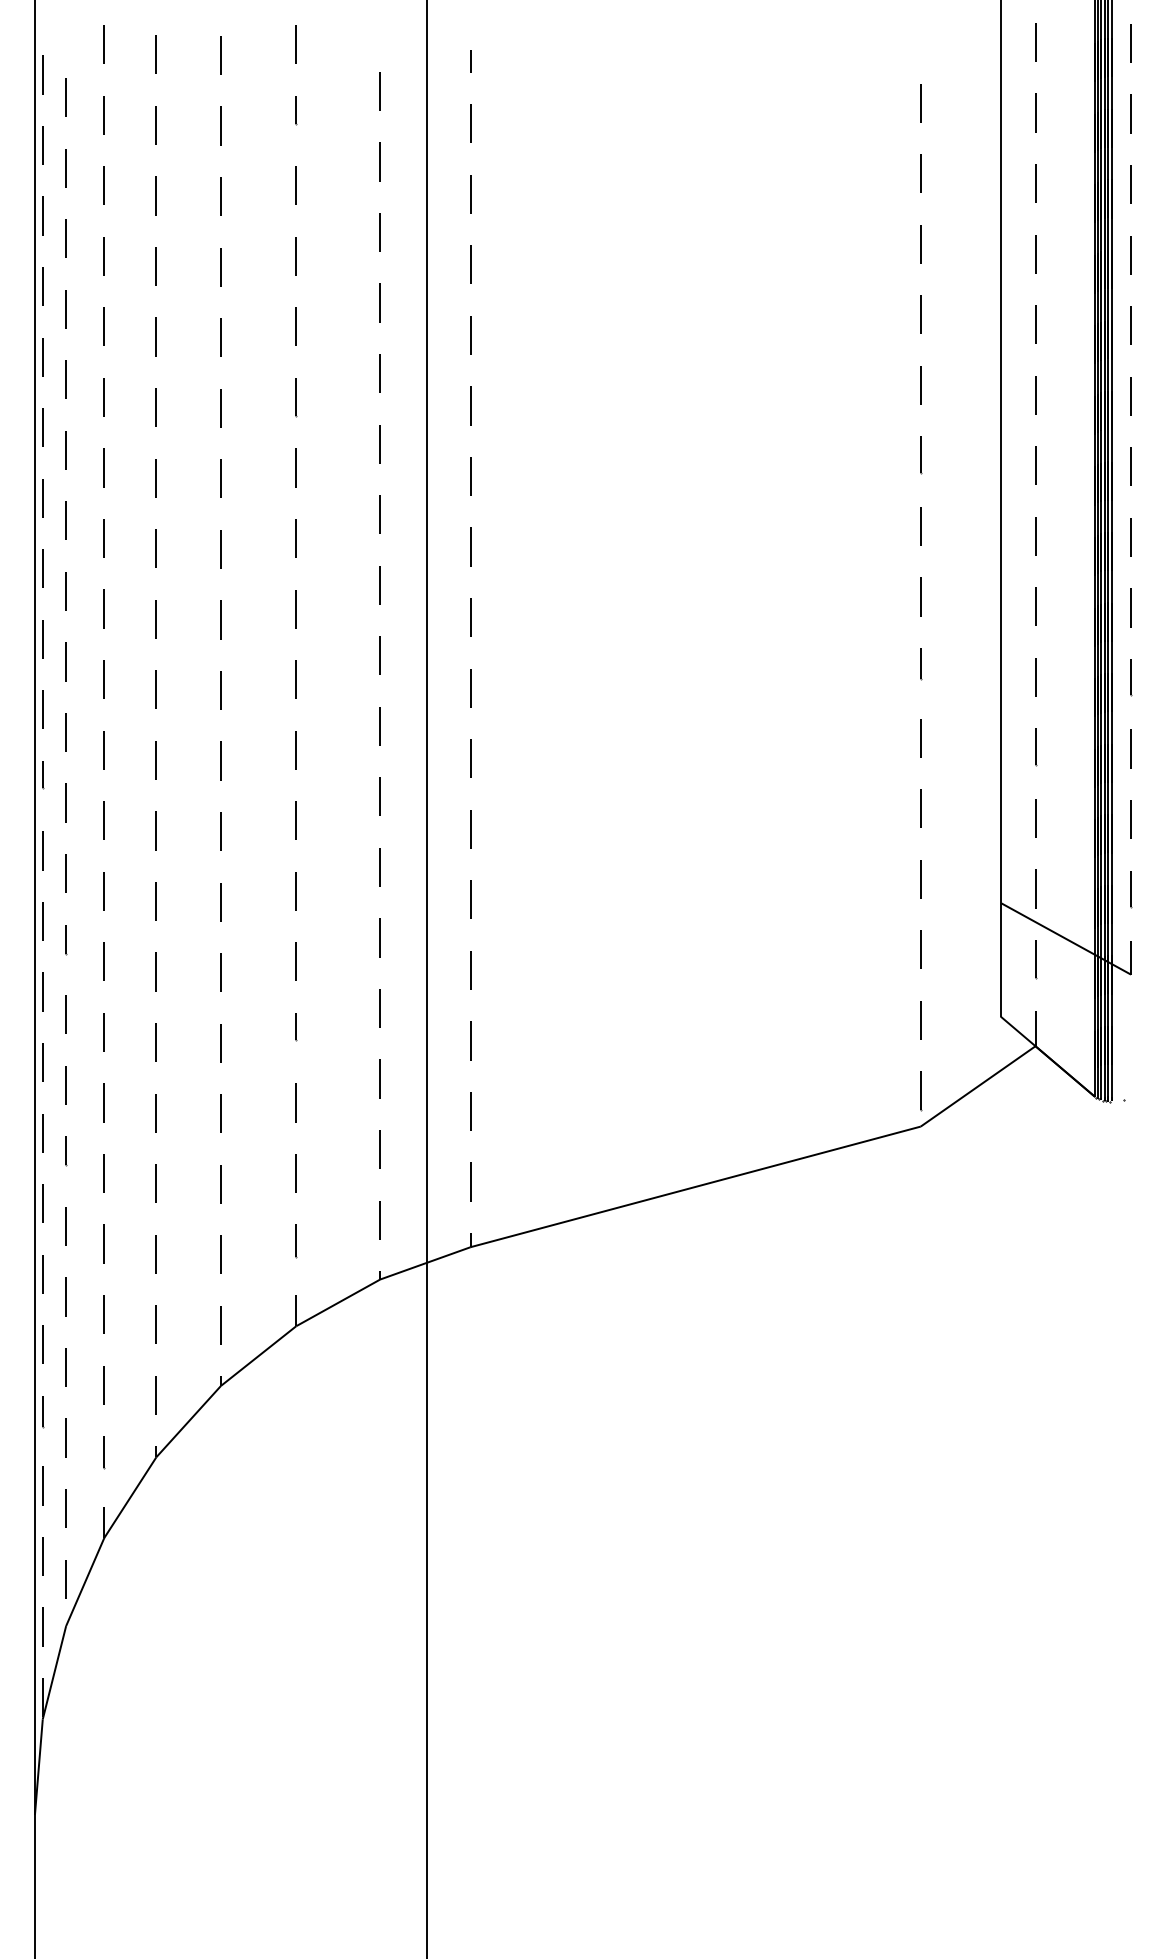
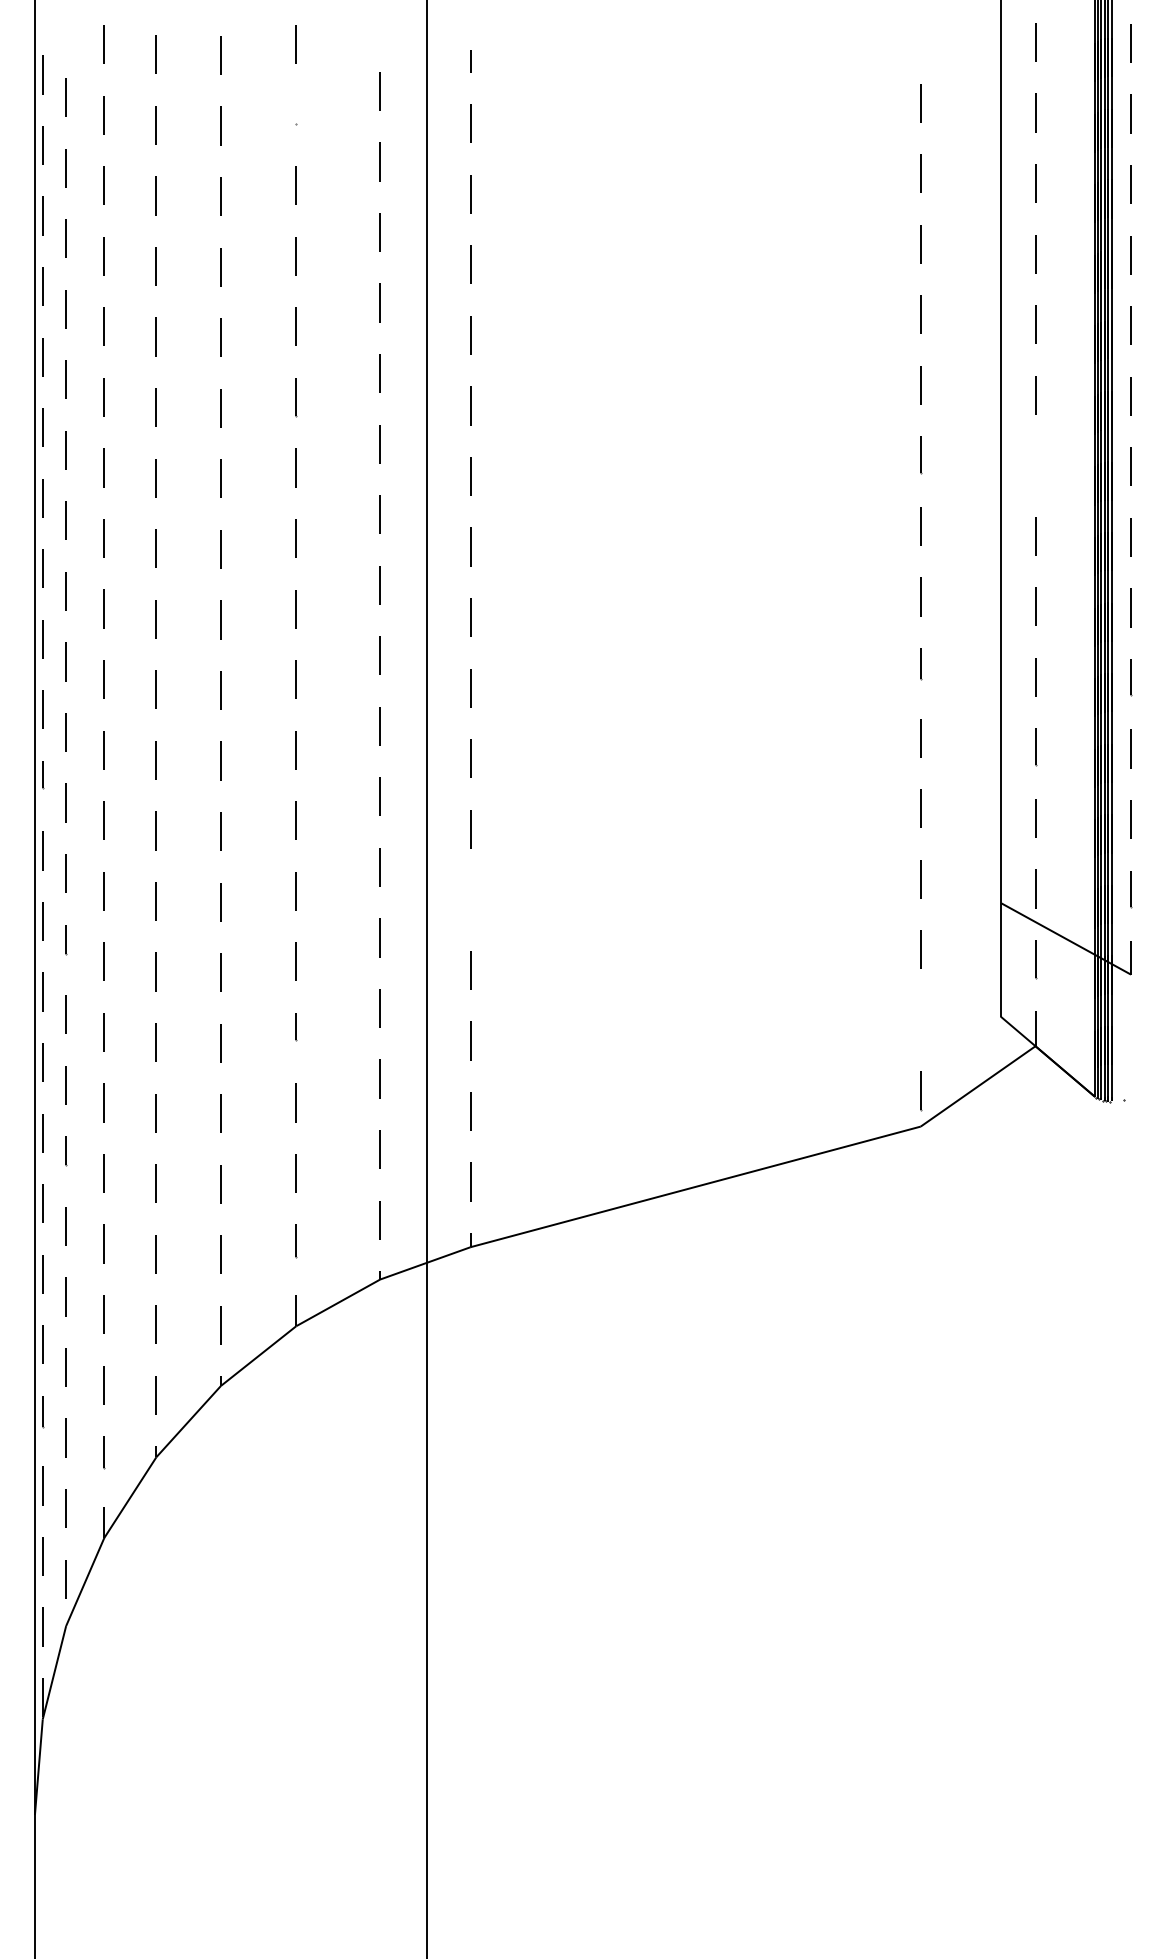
line: present -> none (296, 109)
line: present -> none (1035, 465)
line: present -> none (470, 899)
line: present -> none (920, 1020)
